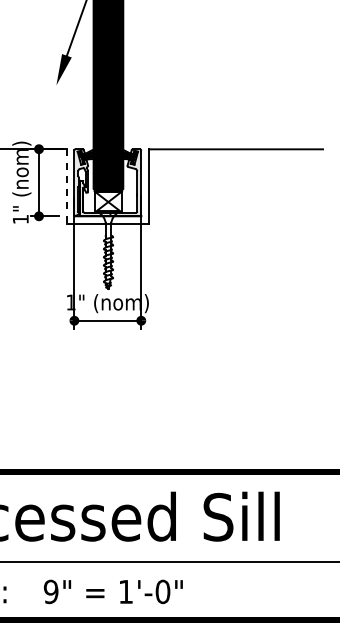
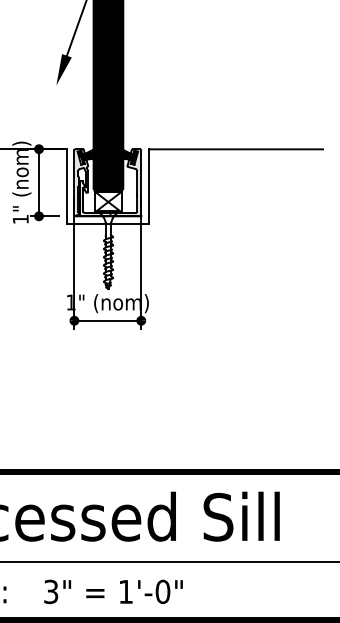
line: dashed -> solid (66, 187)
text: 9" -> 3" (50, 591)
